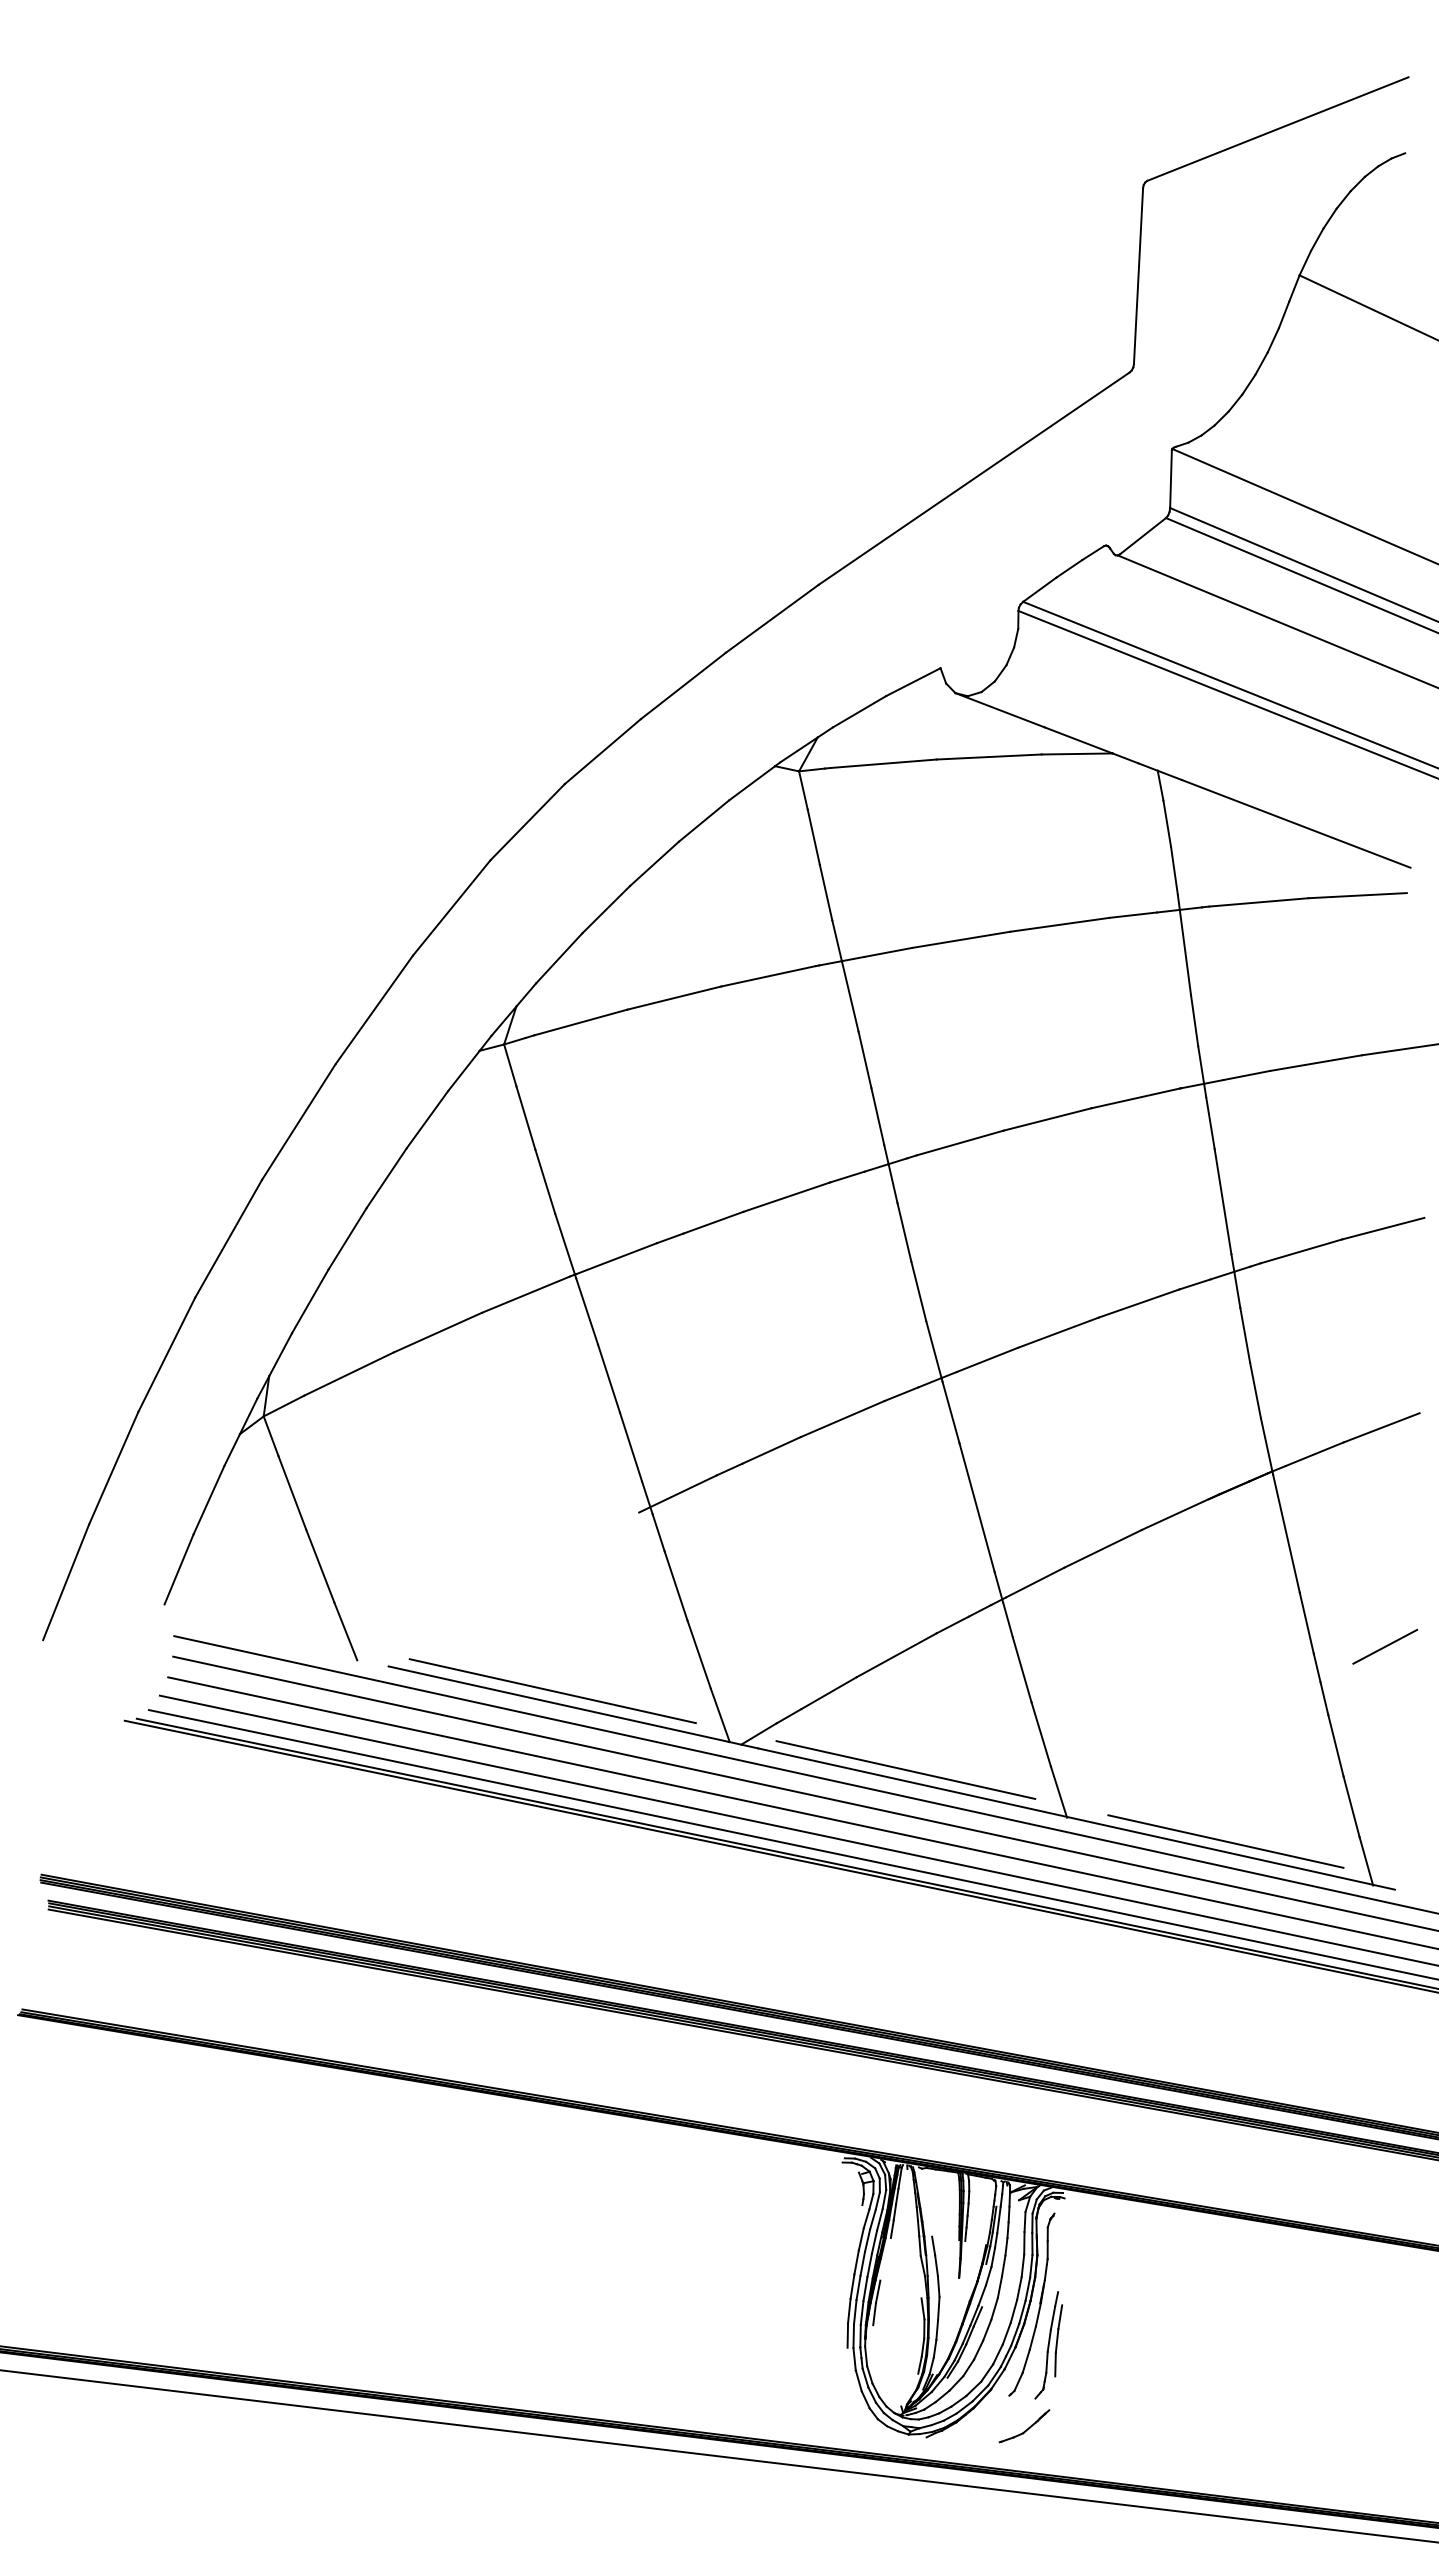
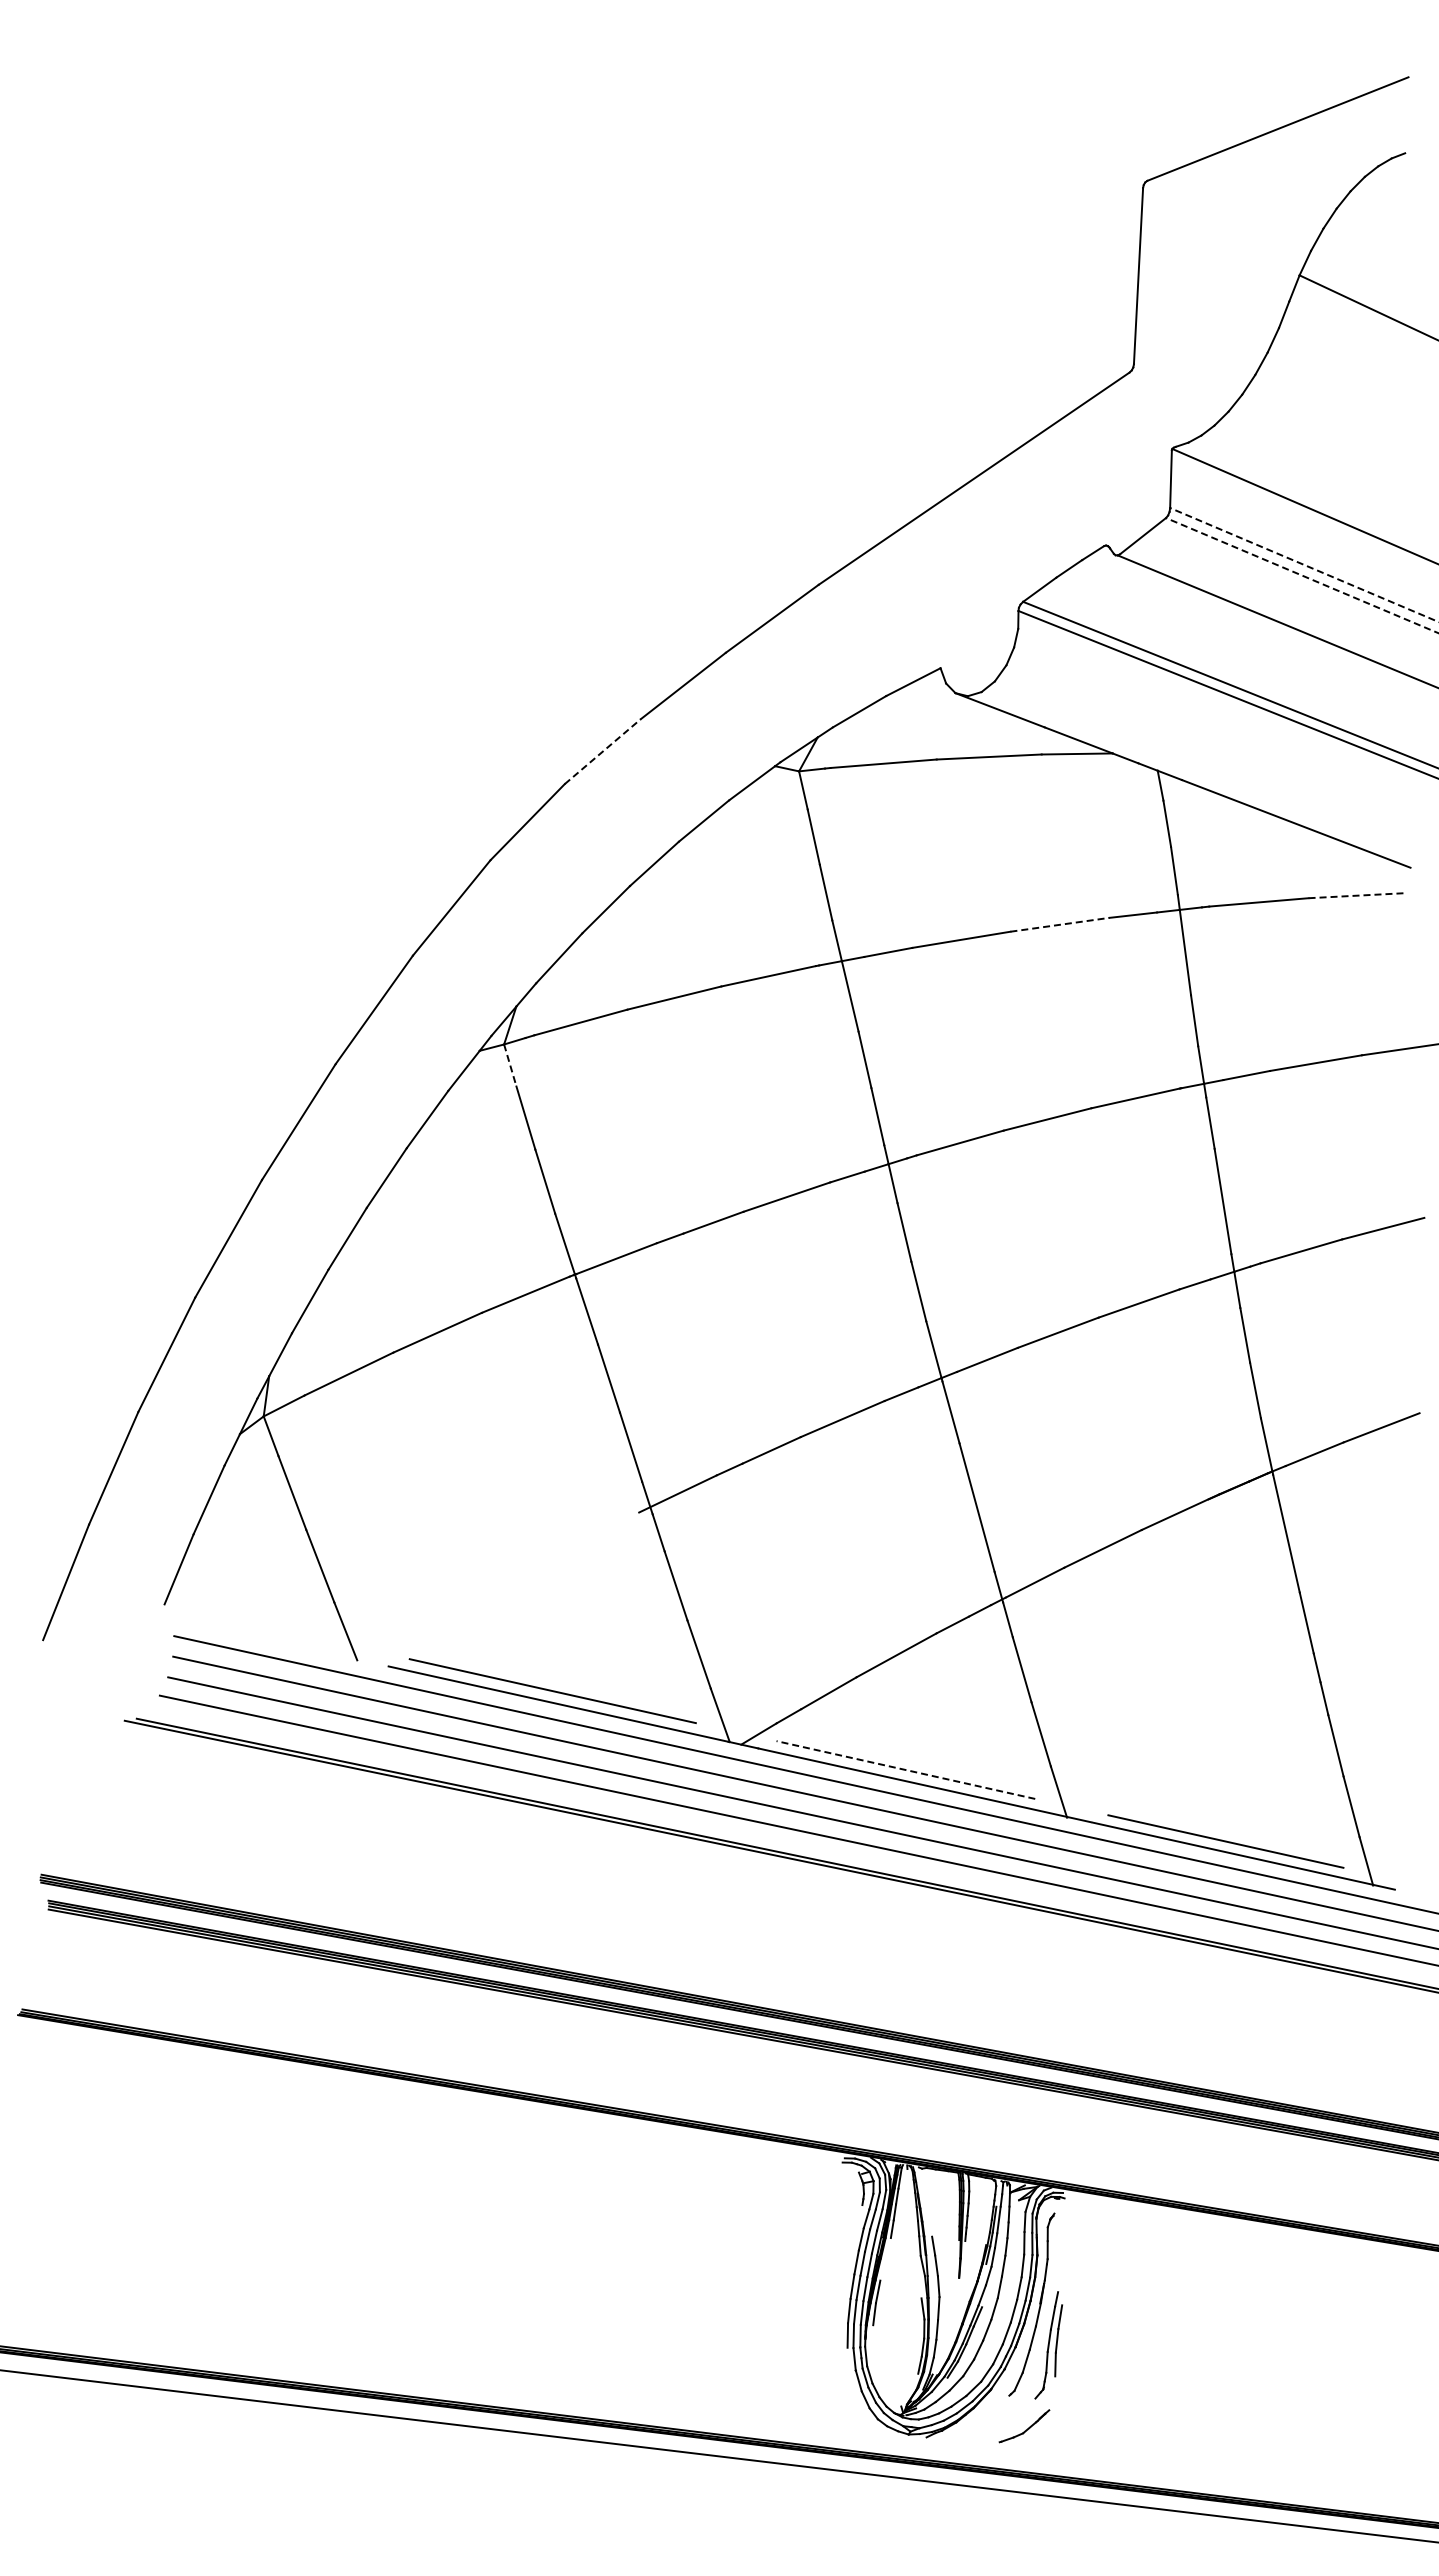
line: solid -> dashed (1304, 565)
line: solid -> dashed (1302, 575)
line: solid -> dashed (603, 751)
line: solid -> dashed (1358, 895)
line: solid -> dashed (1060, 924)
line: solid -> dashed (510, 1065)
line: present -> none (1385, 1646)
line: solid -> dashed (905, 1770)
line: present -> none (791, 1844)
